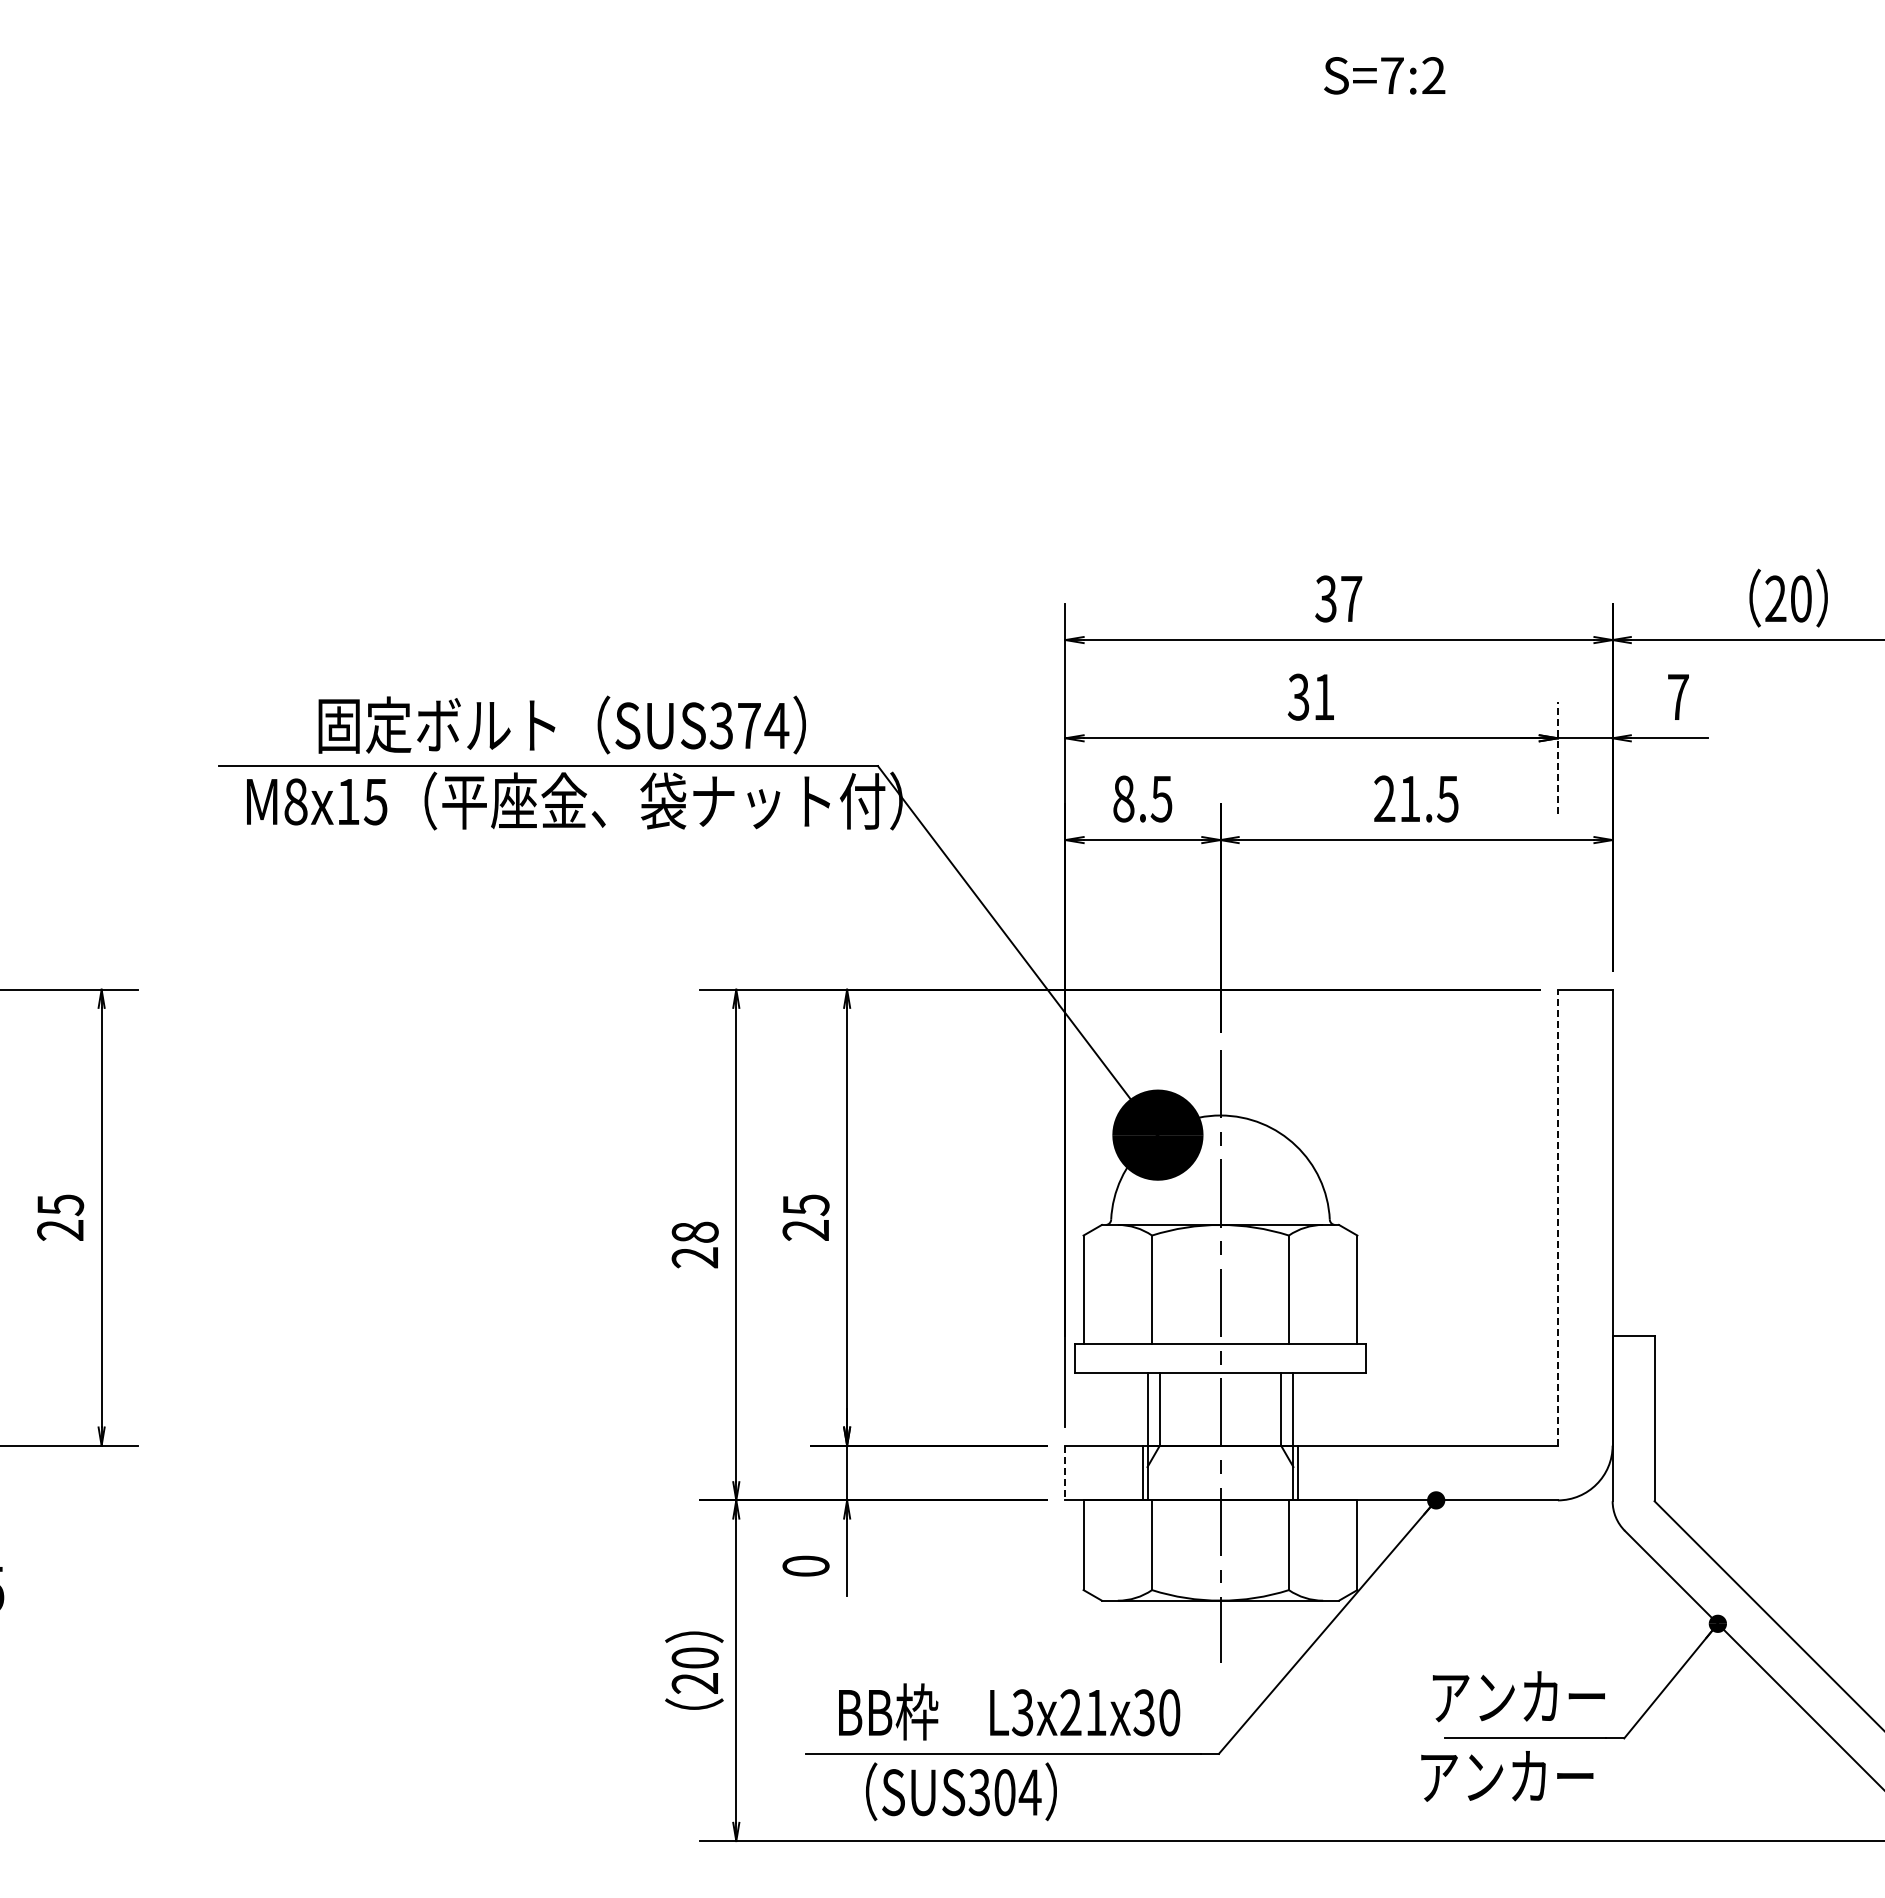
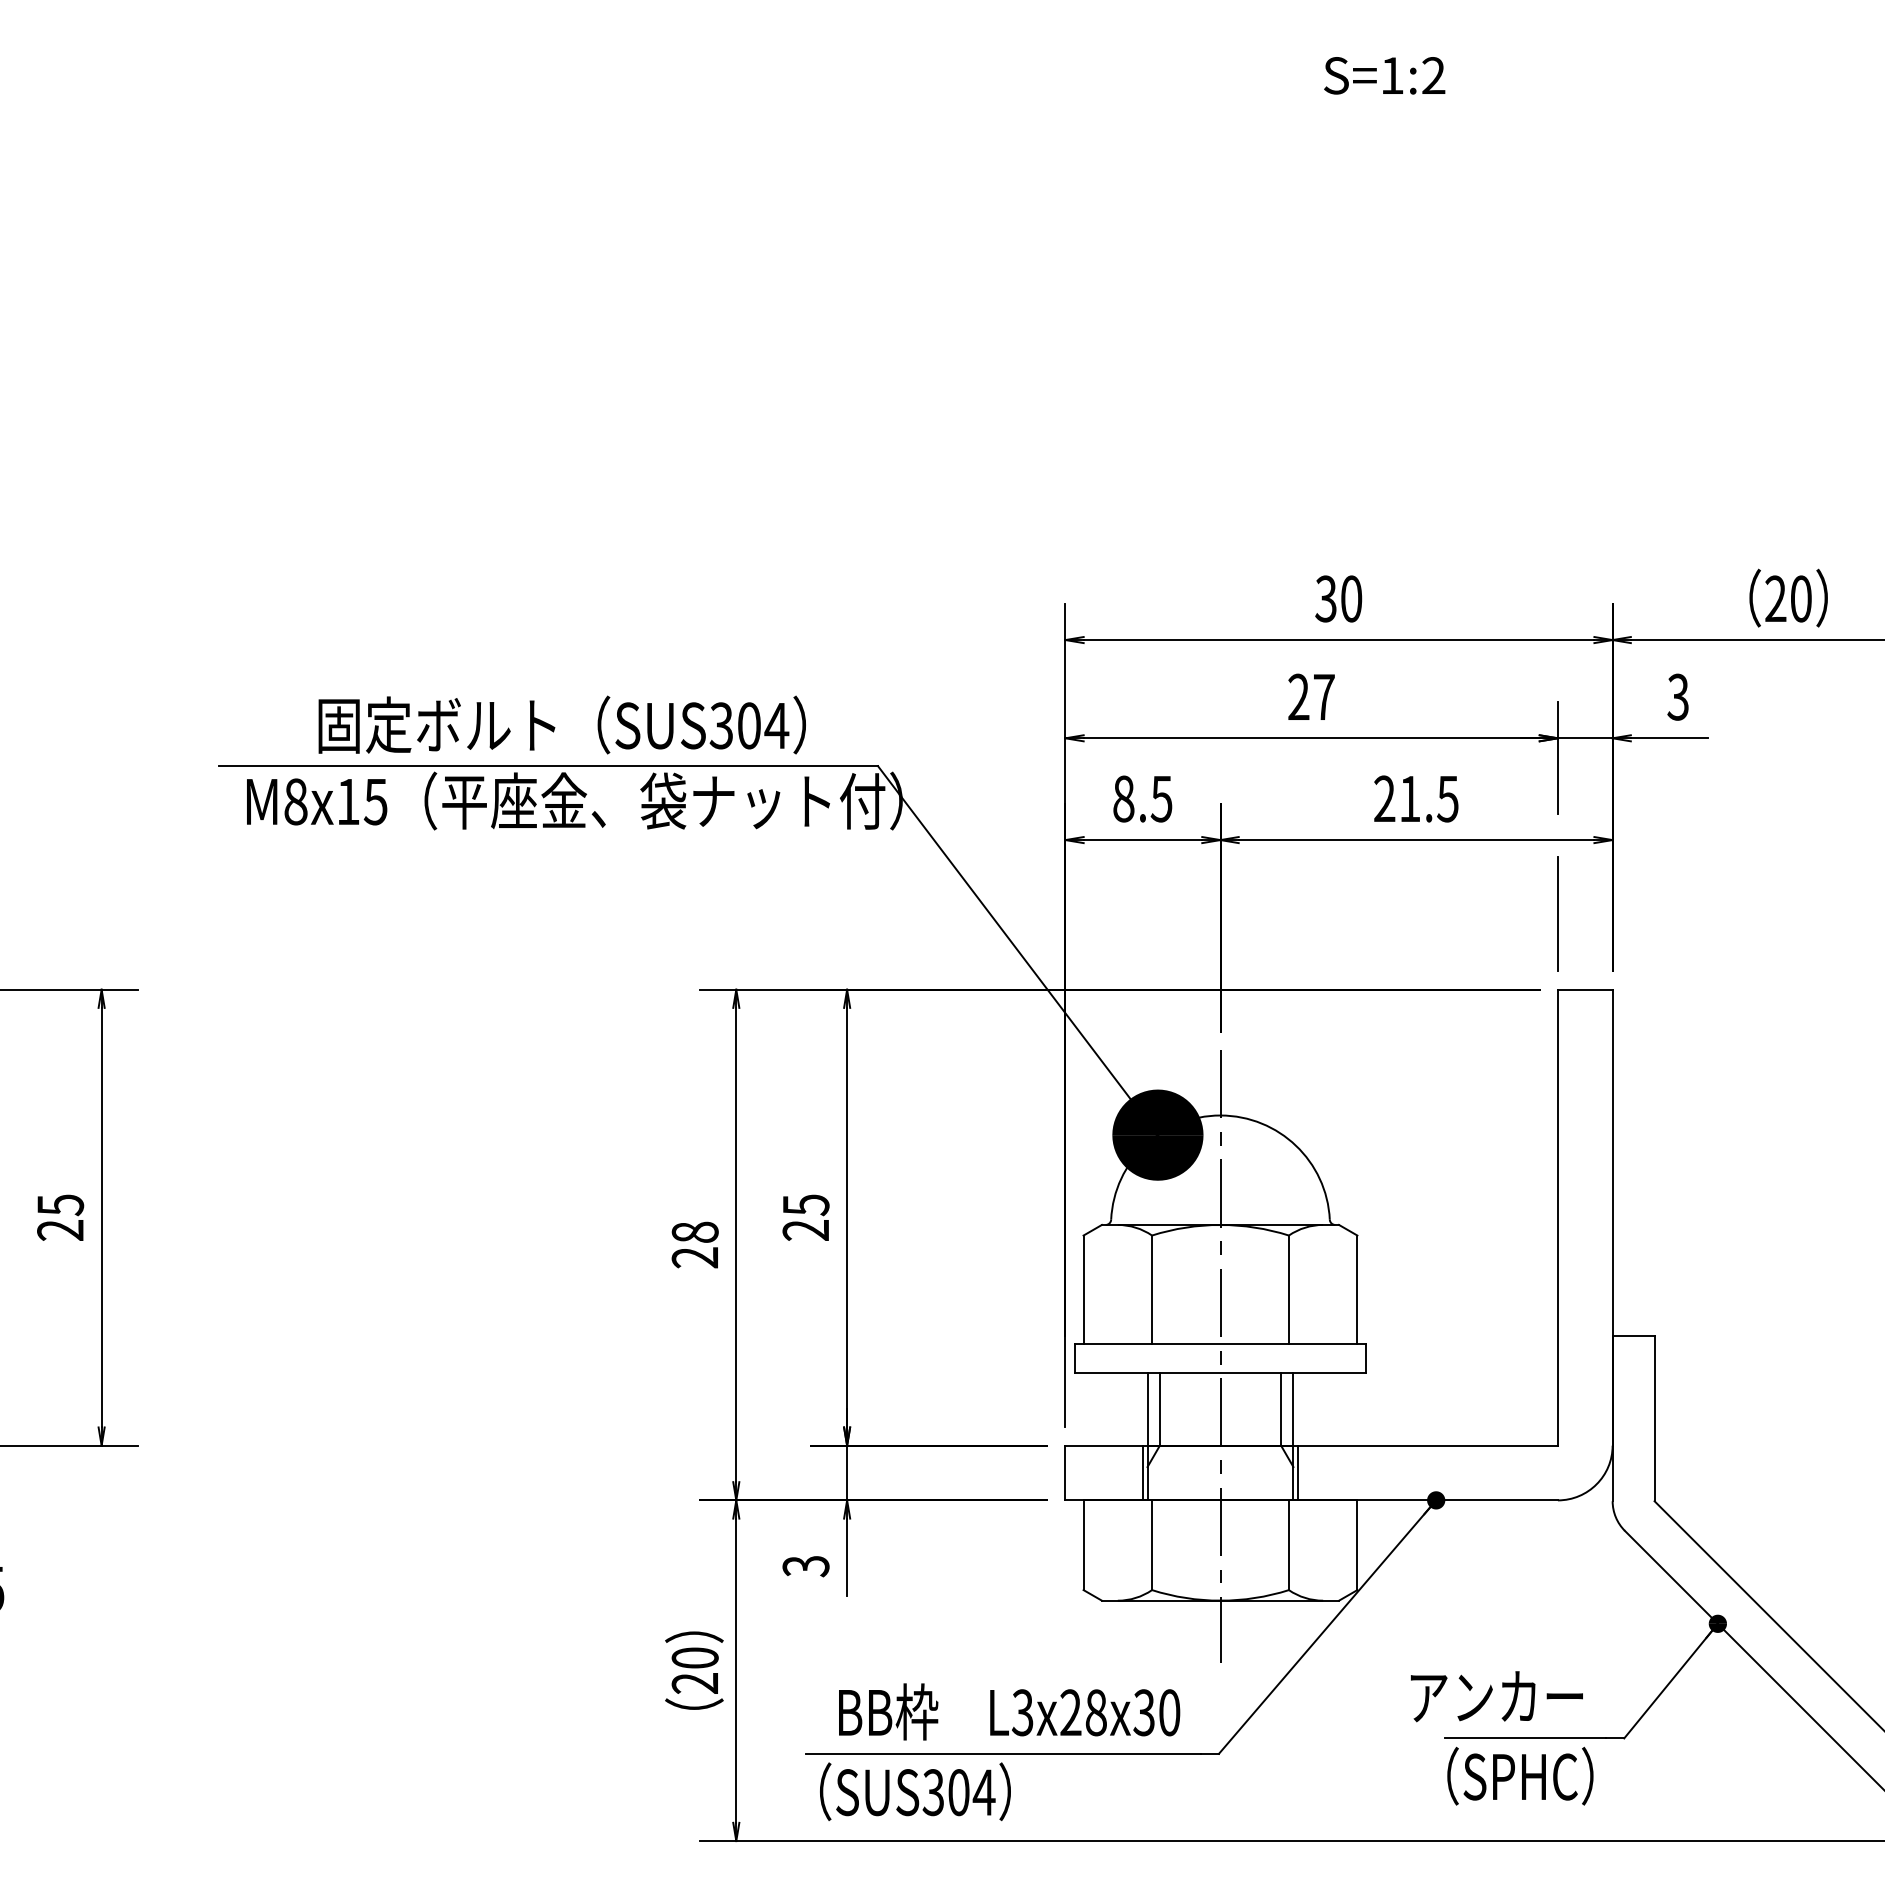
text: S=7:2 -> S=1:2 (1392, 75)
text: 37 -> 30 (1351, 598)
text: 7 -> 3 (1677, 696)
text: 31 -> 27 (1310, 697)
text: SUS374 -> SUS304 (749, 725)
line: dashed -> solid (1557, 757)
line: none -> present (1557, 913)
line: dashed -> solid (1557, 1217)
line: dashed -> solid (1065, 1473)
text: 0 -> 3 (805, 1566)
text position: (1518, 1696) -> (1496, 1696) (1496, 1696)
text: L3x21x30 -> L3x28x30 (1095, 1712)
text: アンカー -> （SPHC） (1507, 1775)
text position: (961, 1791) -> (915, 1791) (915, 1791)
